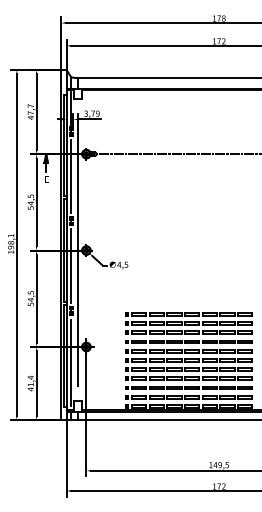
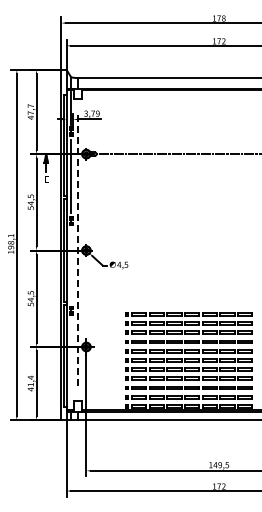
line: solid -> dashed (78, 250)
line: present -> none (71, 265)
line: present -> none (71, 362)
